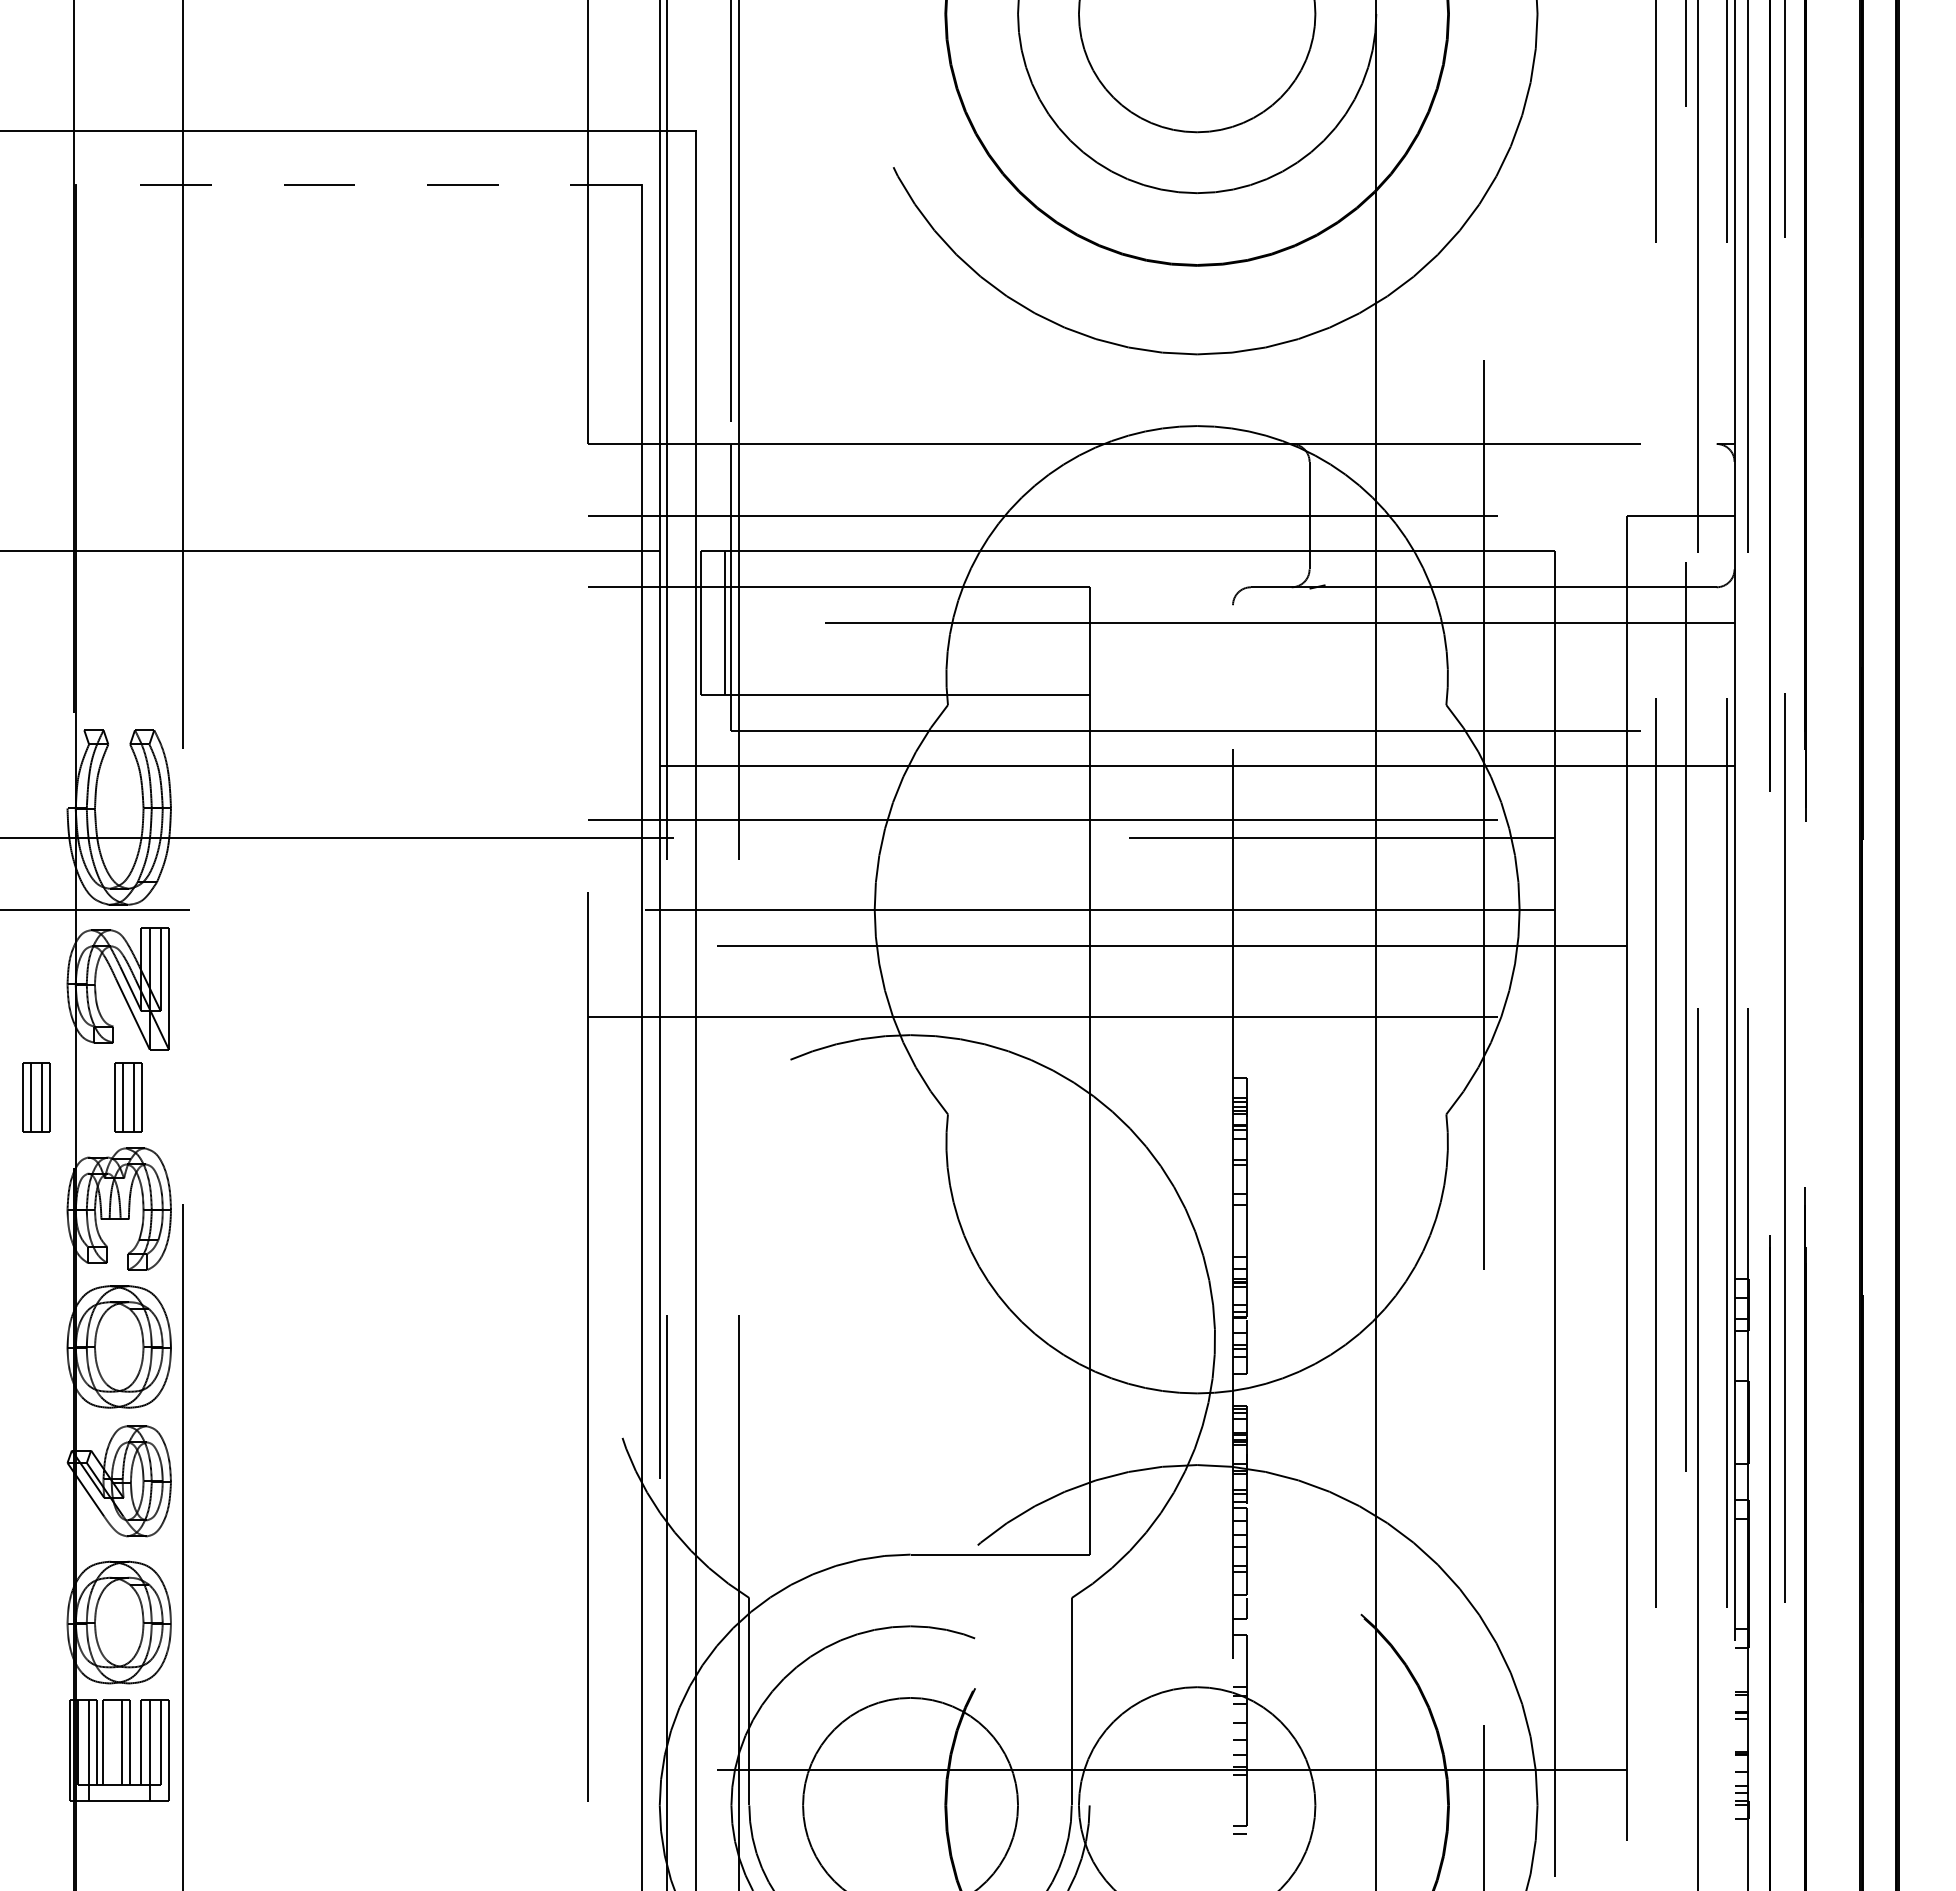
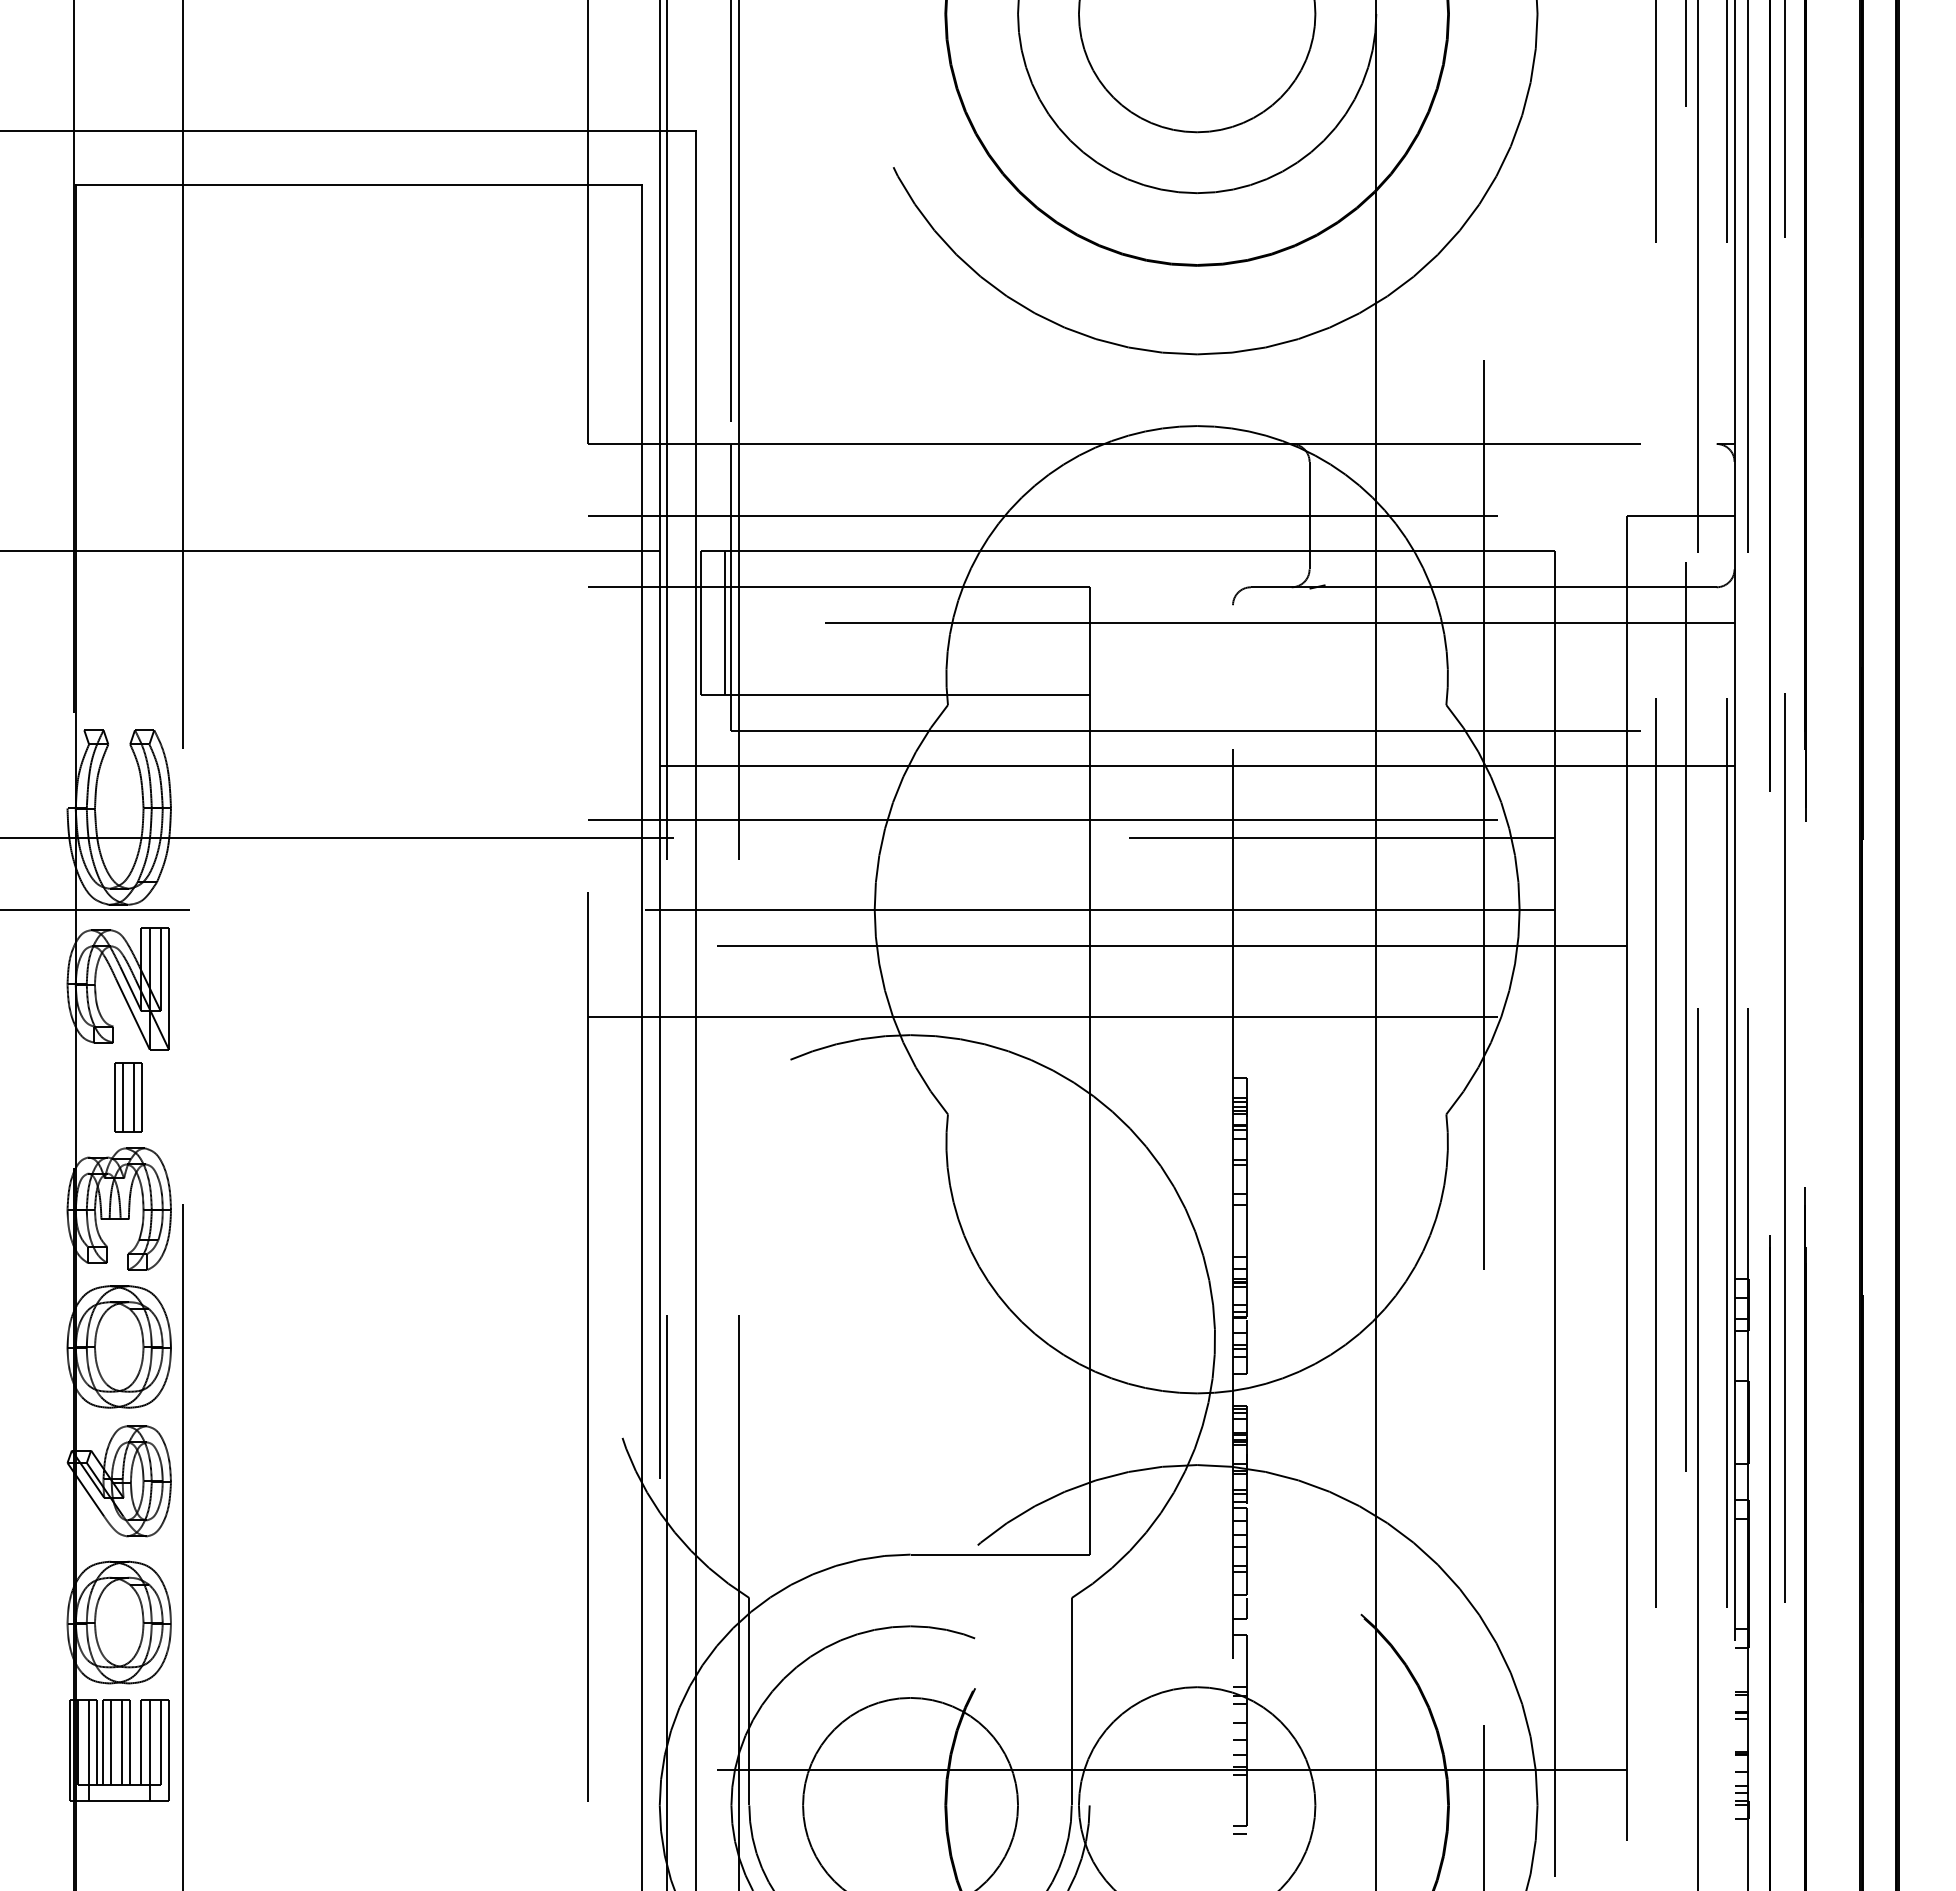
line: dashed -> solid (358, 184)
part: present -> none (36, 1097)
line: none -> present (110, 1741)
